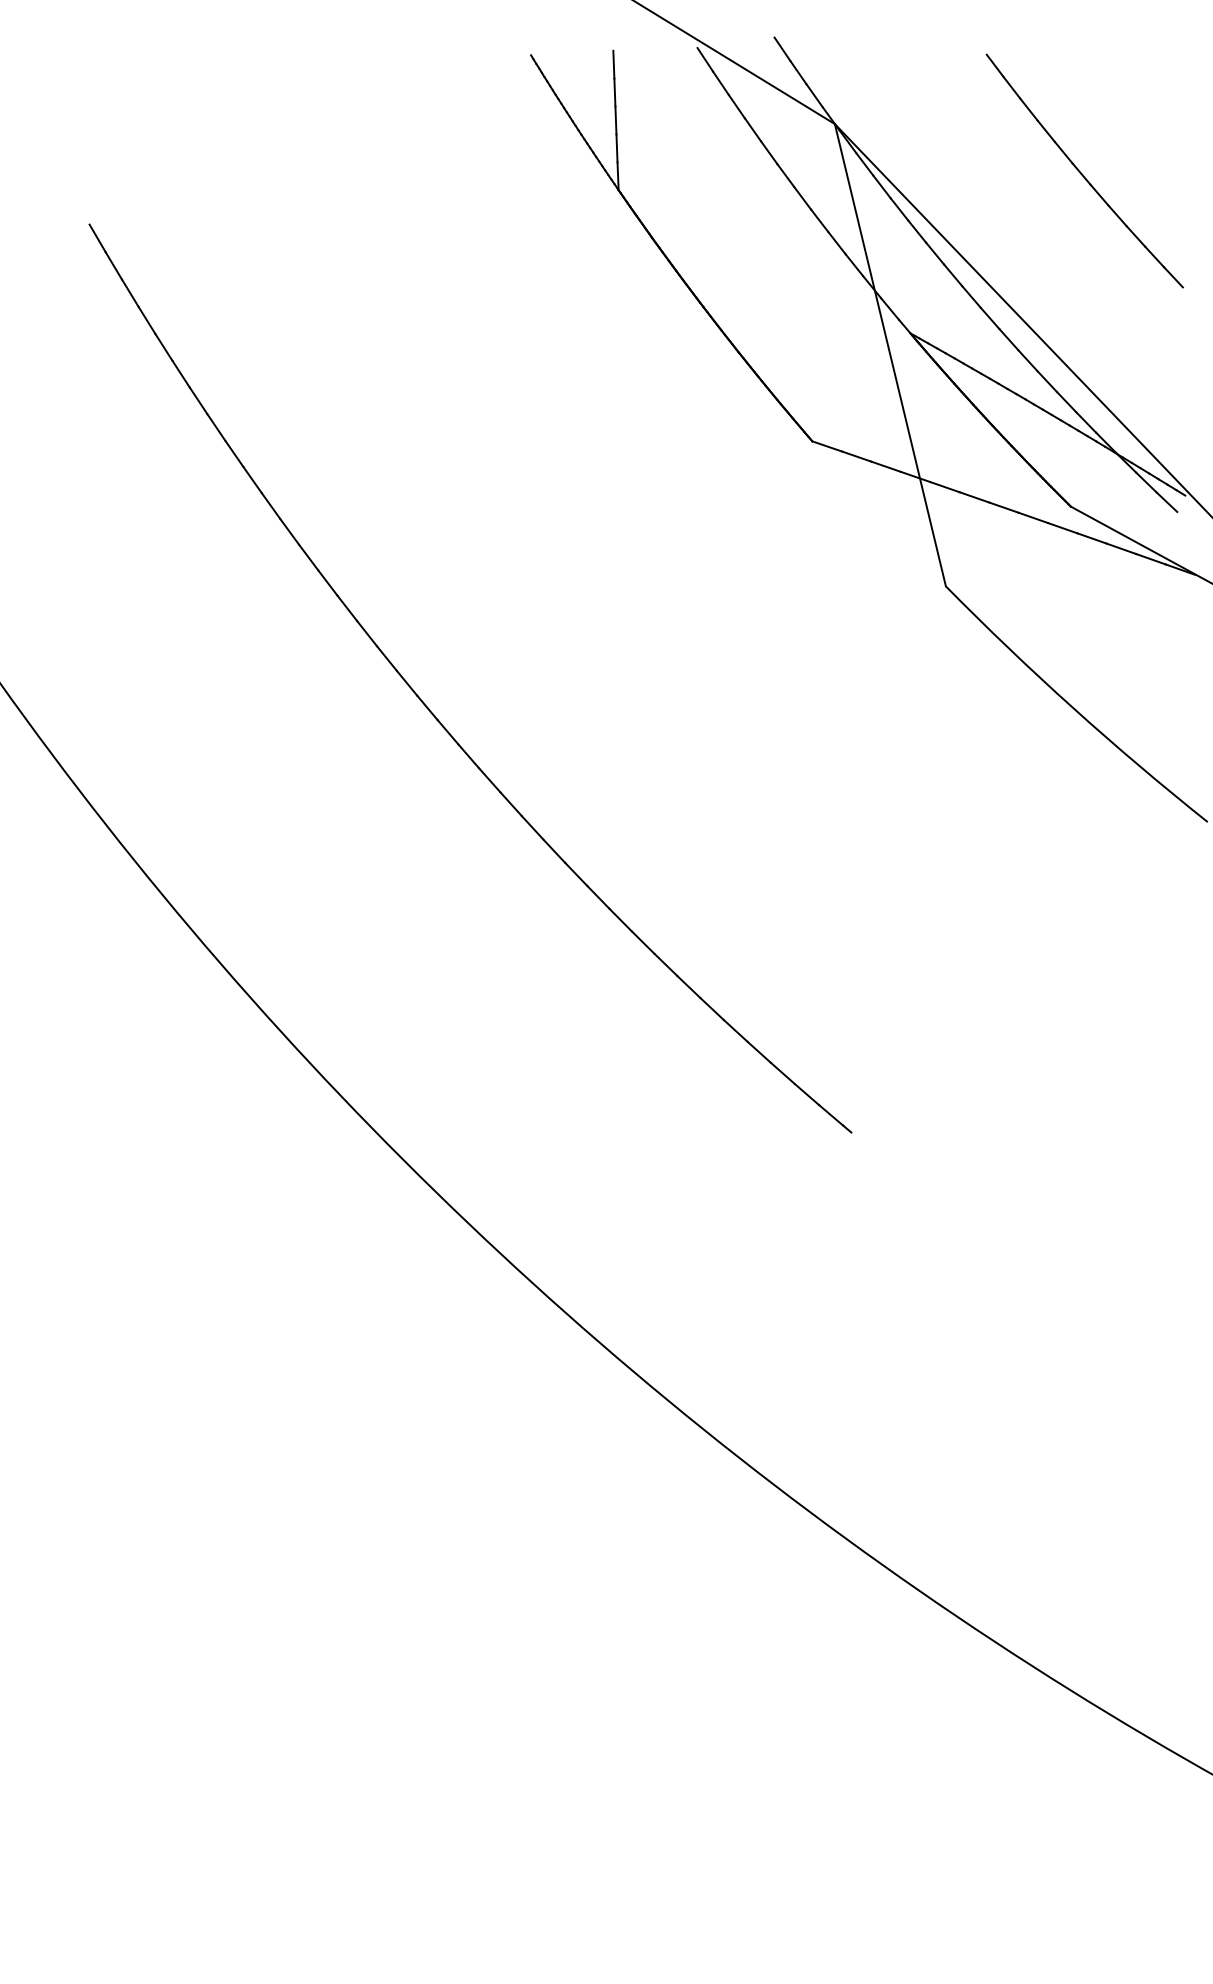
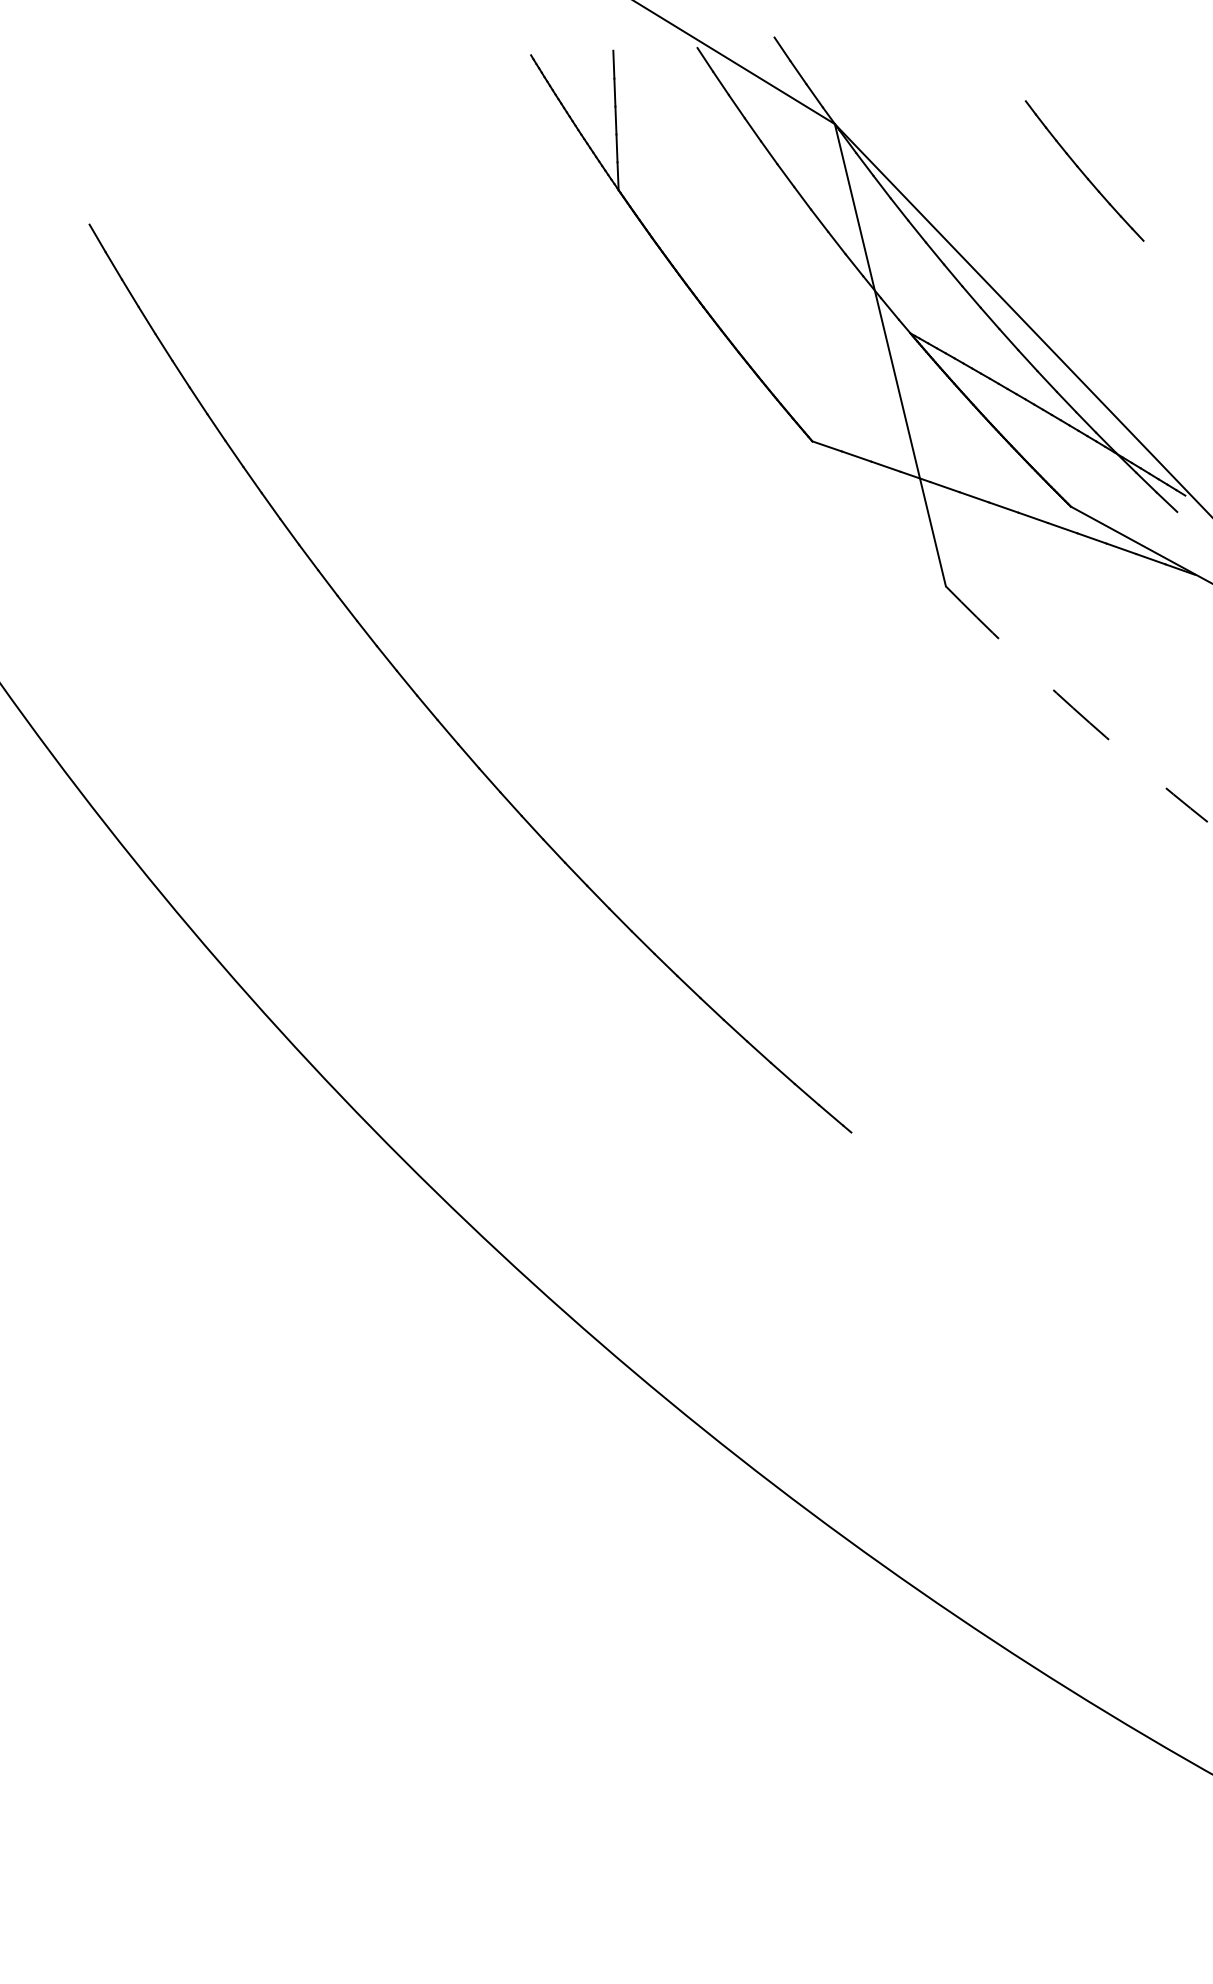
part size: 199x236 px -> 121x142 px (1084, 170)
arc: solid -> dashed (1073, 708)
